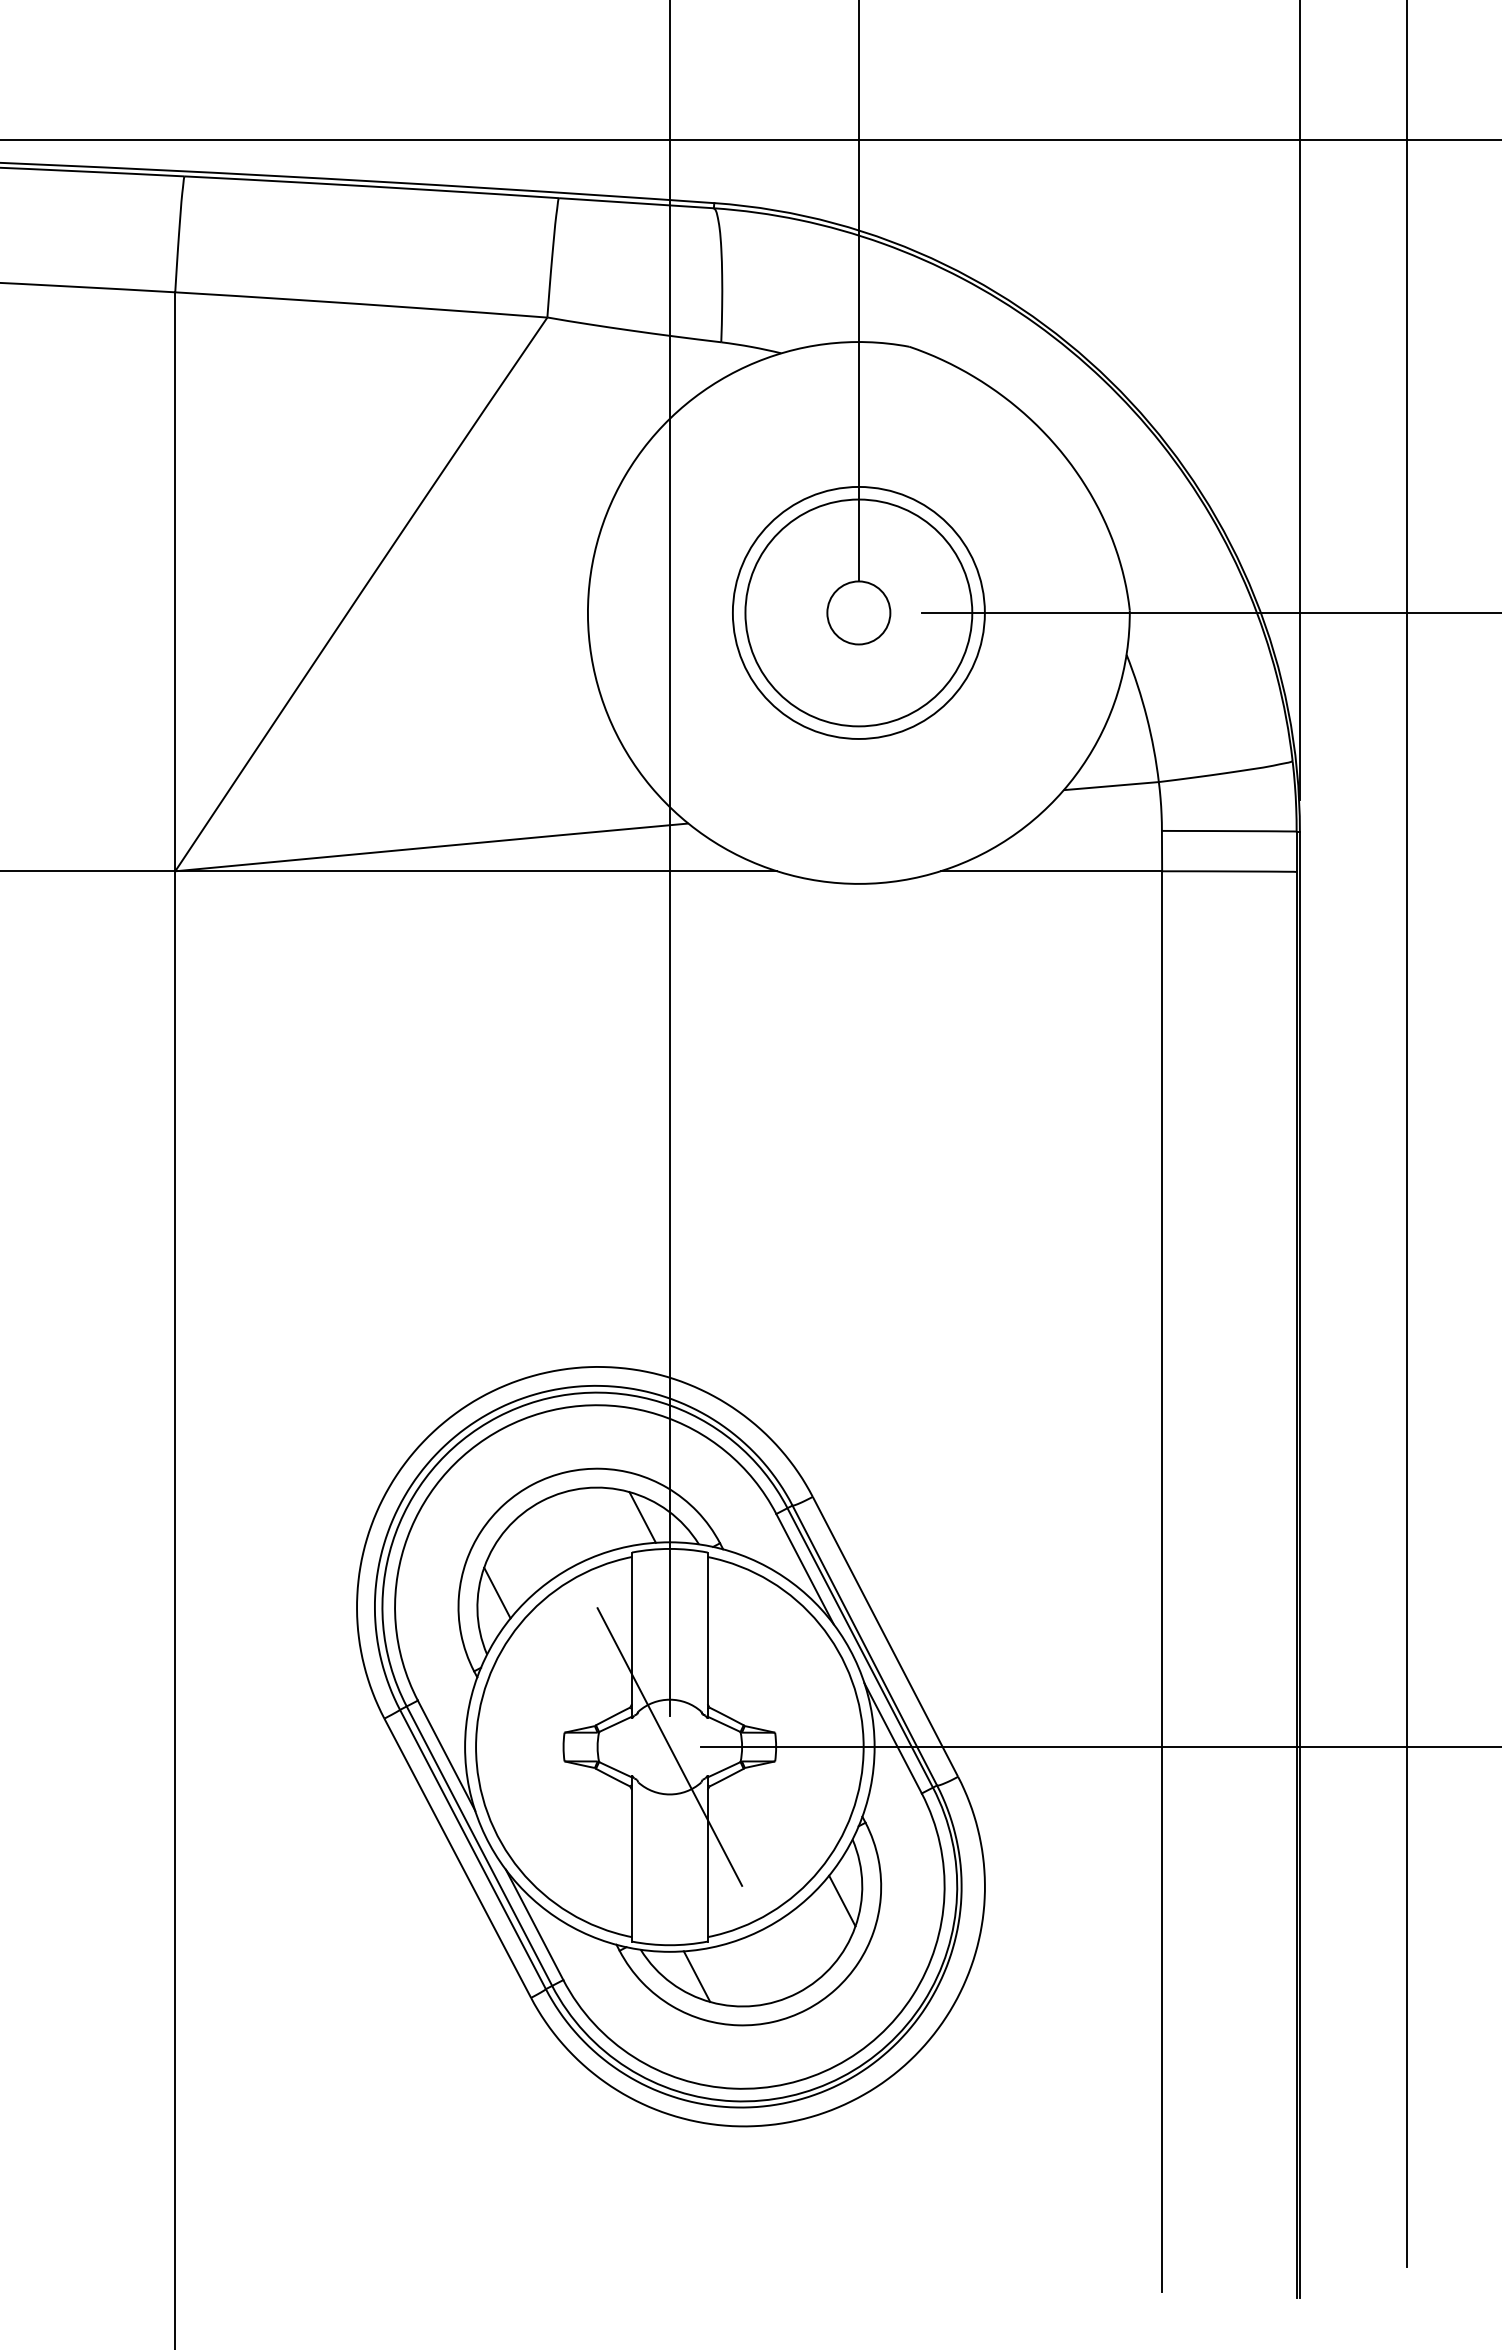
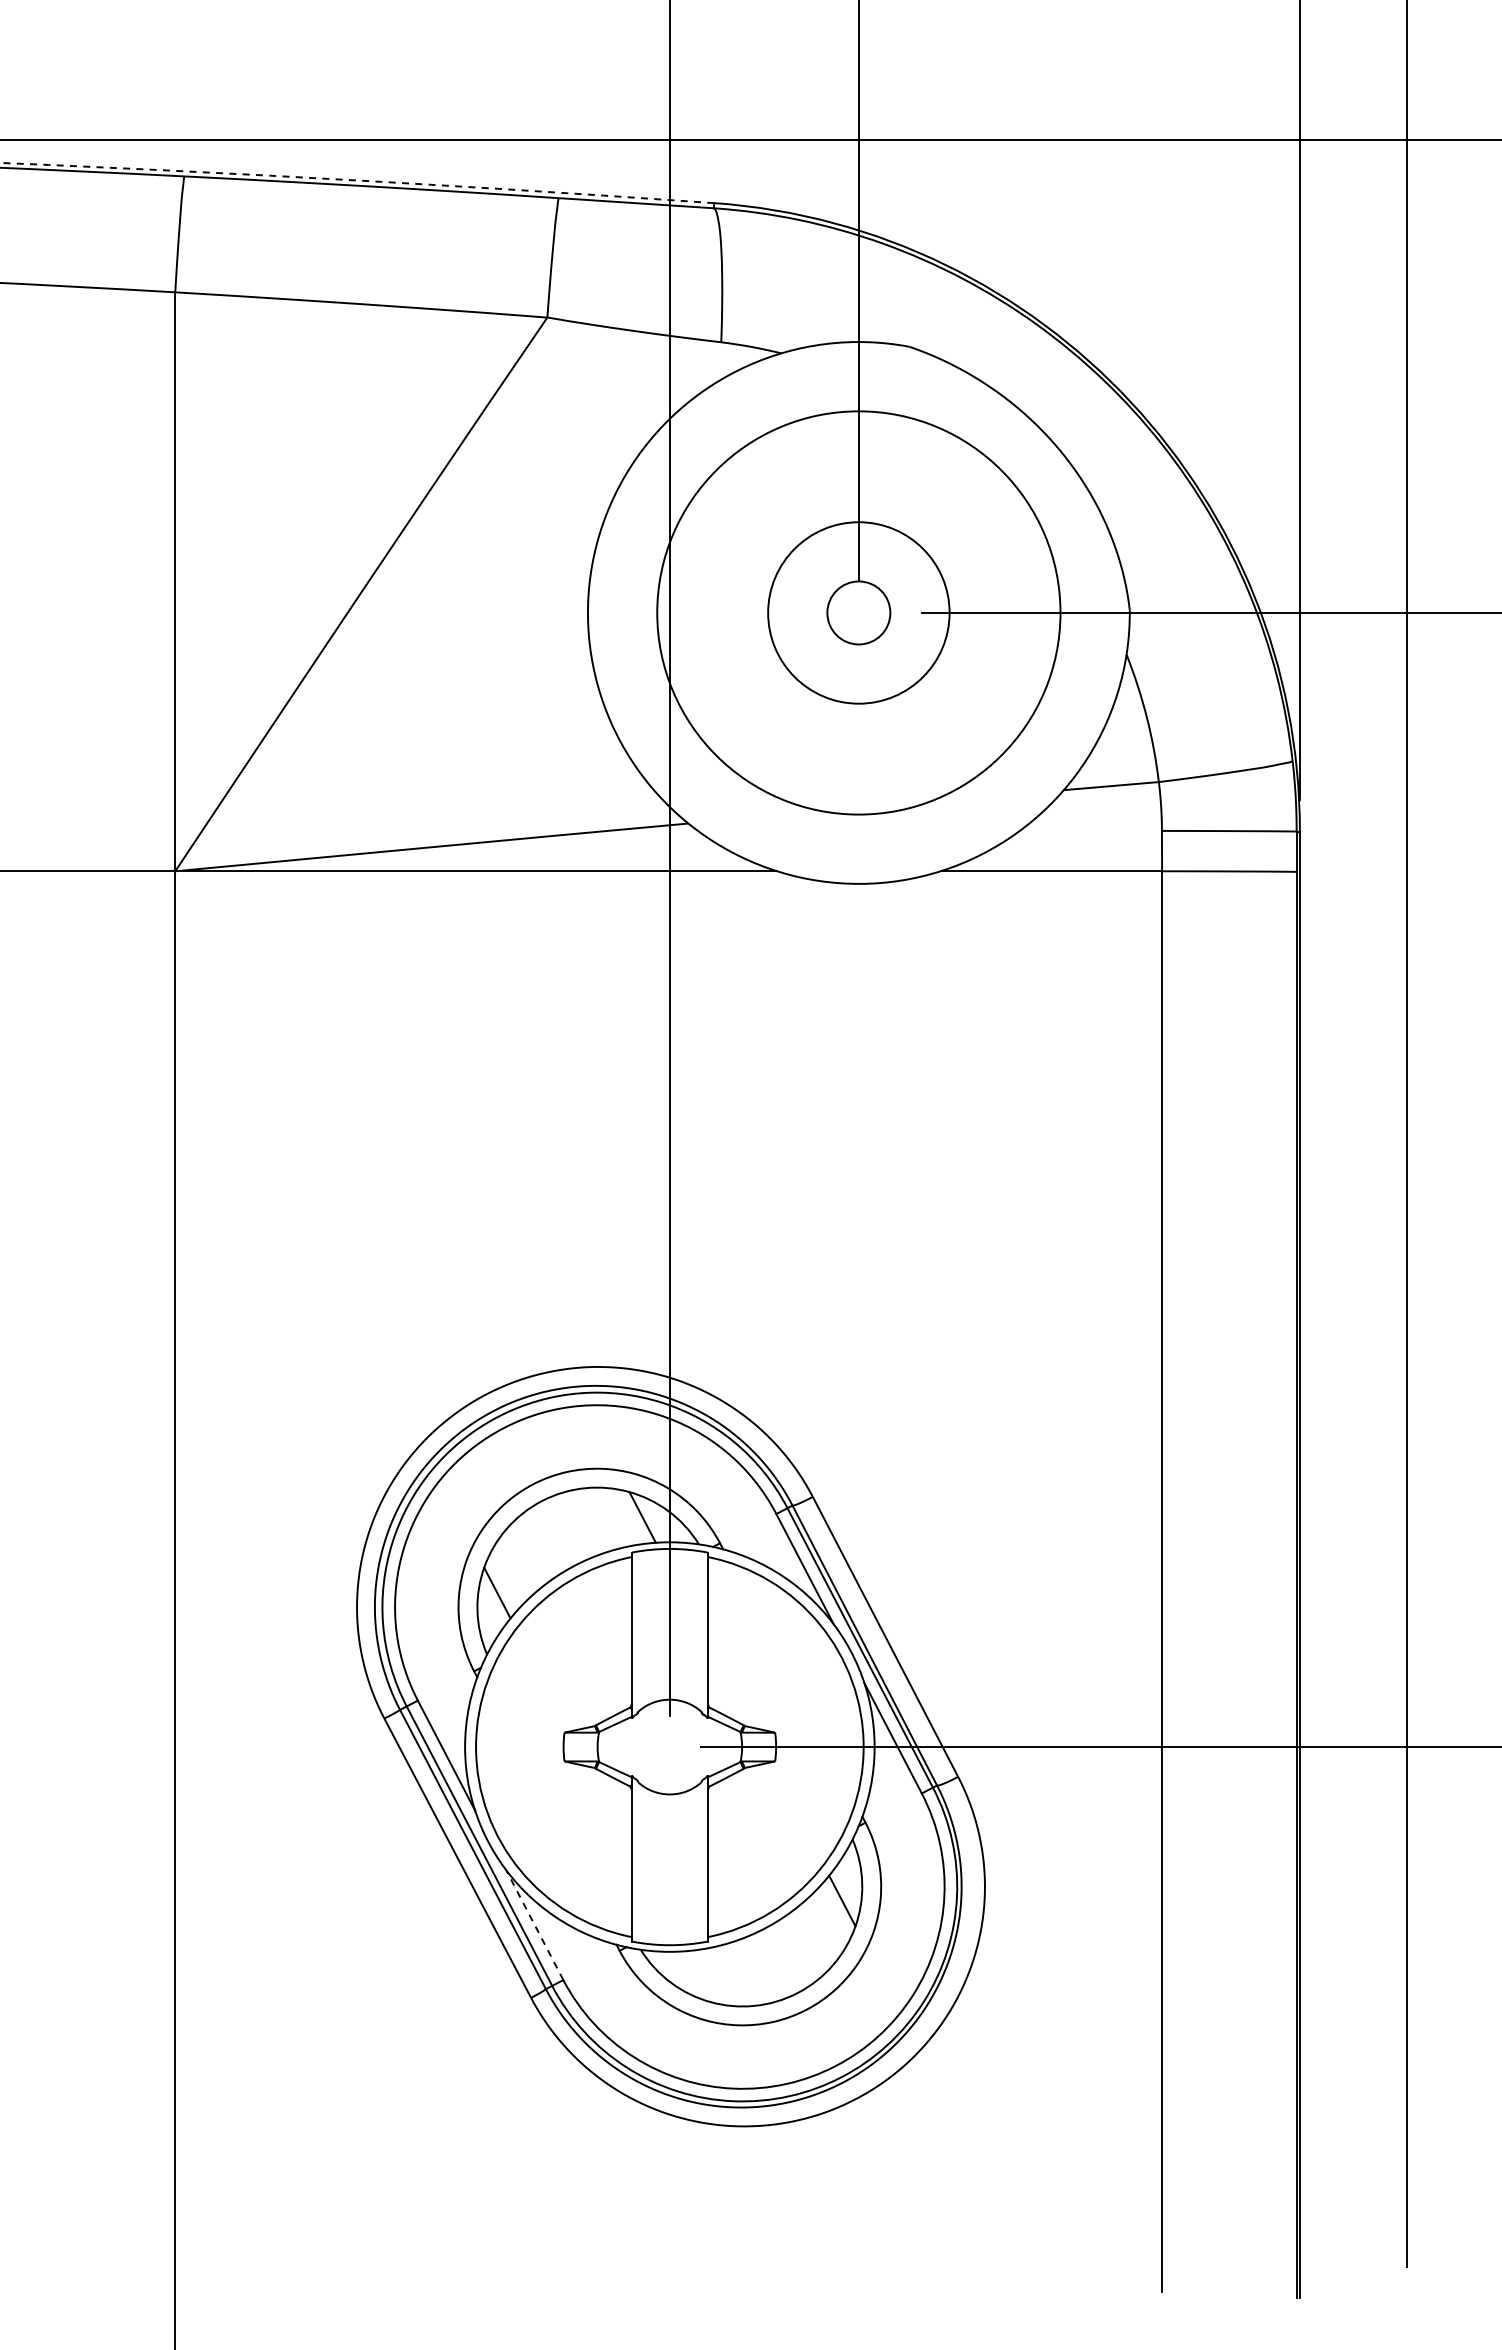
arc: solid -> dashed (357, 180)
circle diameter: 227 px -> 181 px (858, 612)
circle diameter: 252 px -> 403 px (858, 612)
line: present -> none (669, 1746)
line: solid -> dashed (534, 1924)
line: present -> none (696, 1976)
